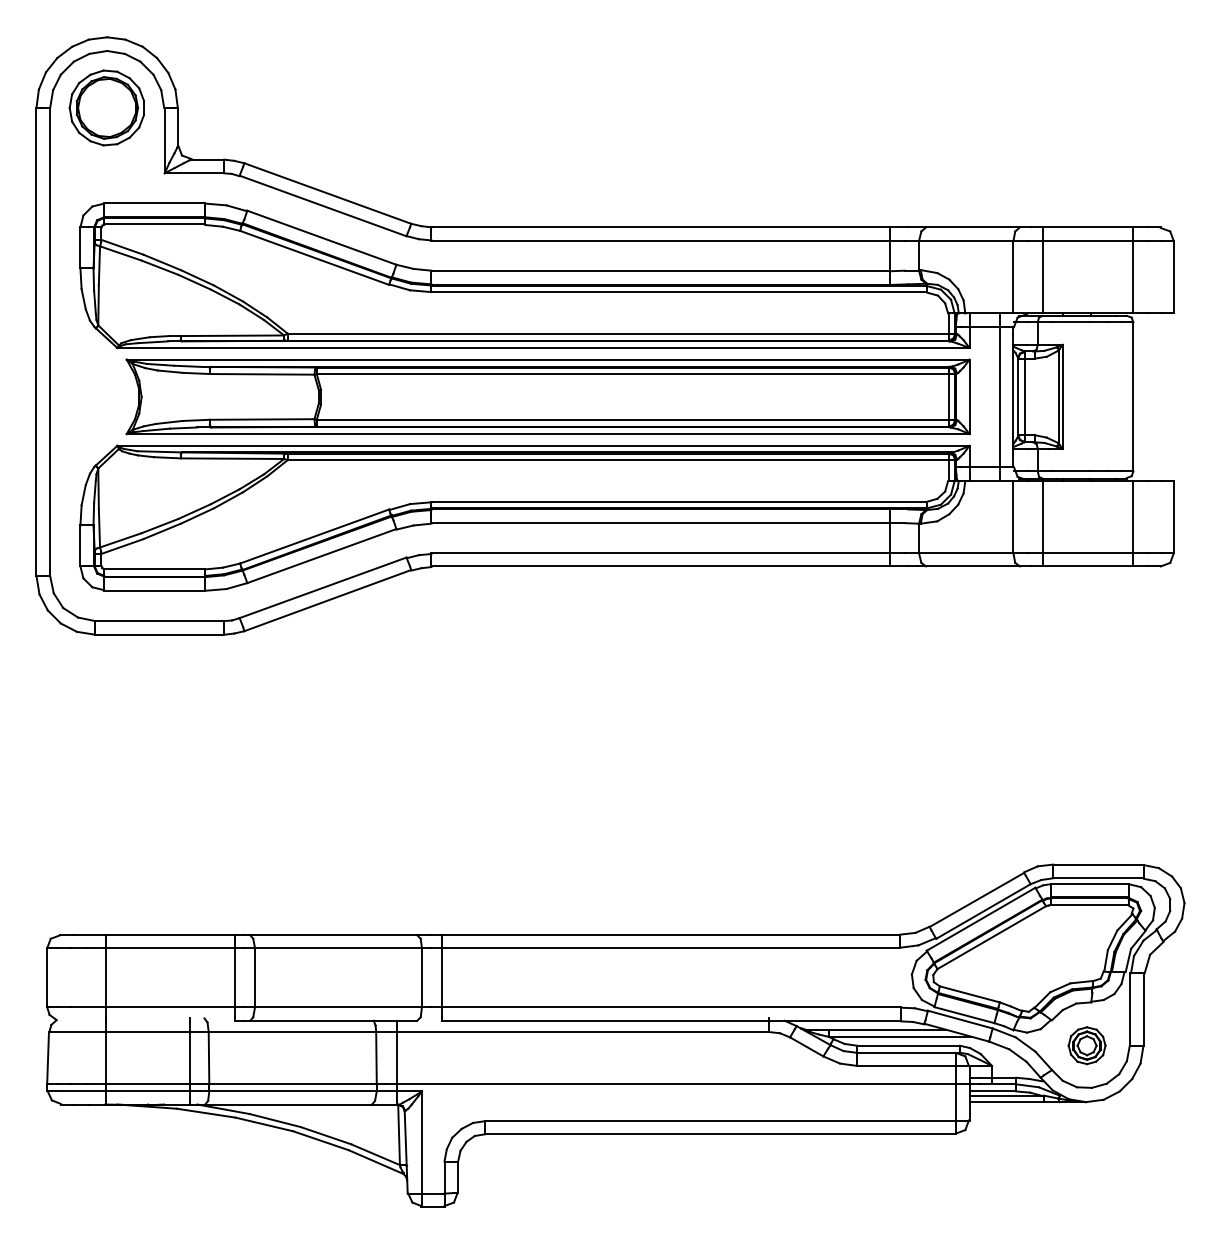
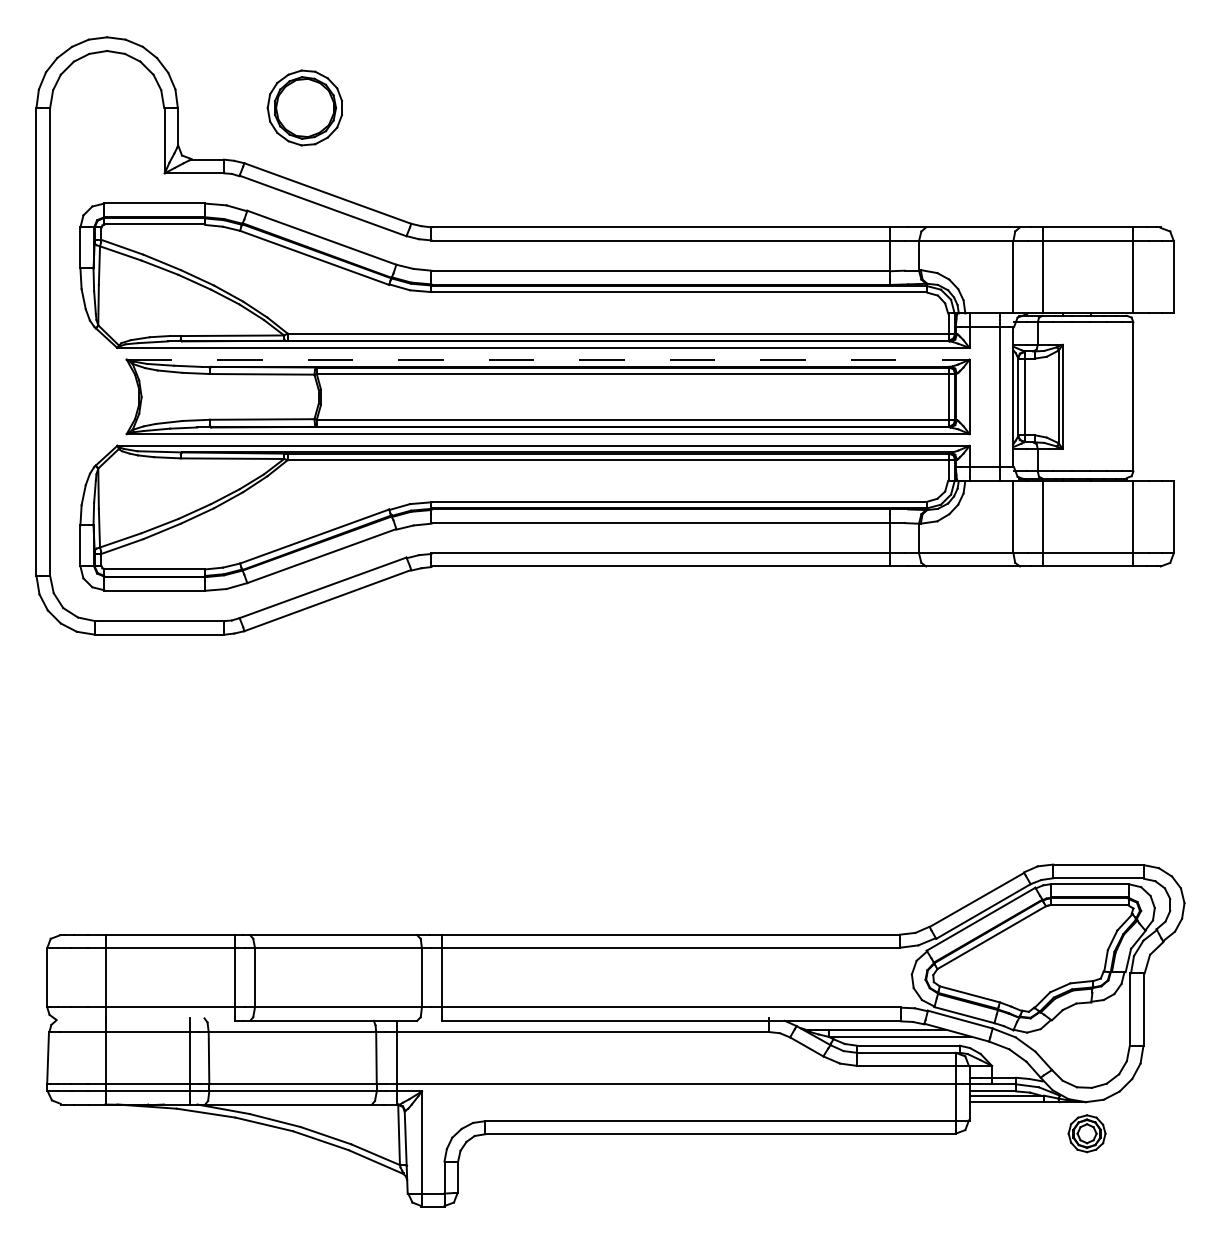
part position: (106, 107) -> (304, 107) (304, 107)
line: solid -> dashed (548, 359)
part position: (1086, 1045) -> (1086, 1133) (1086, 1133)
